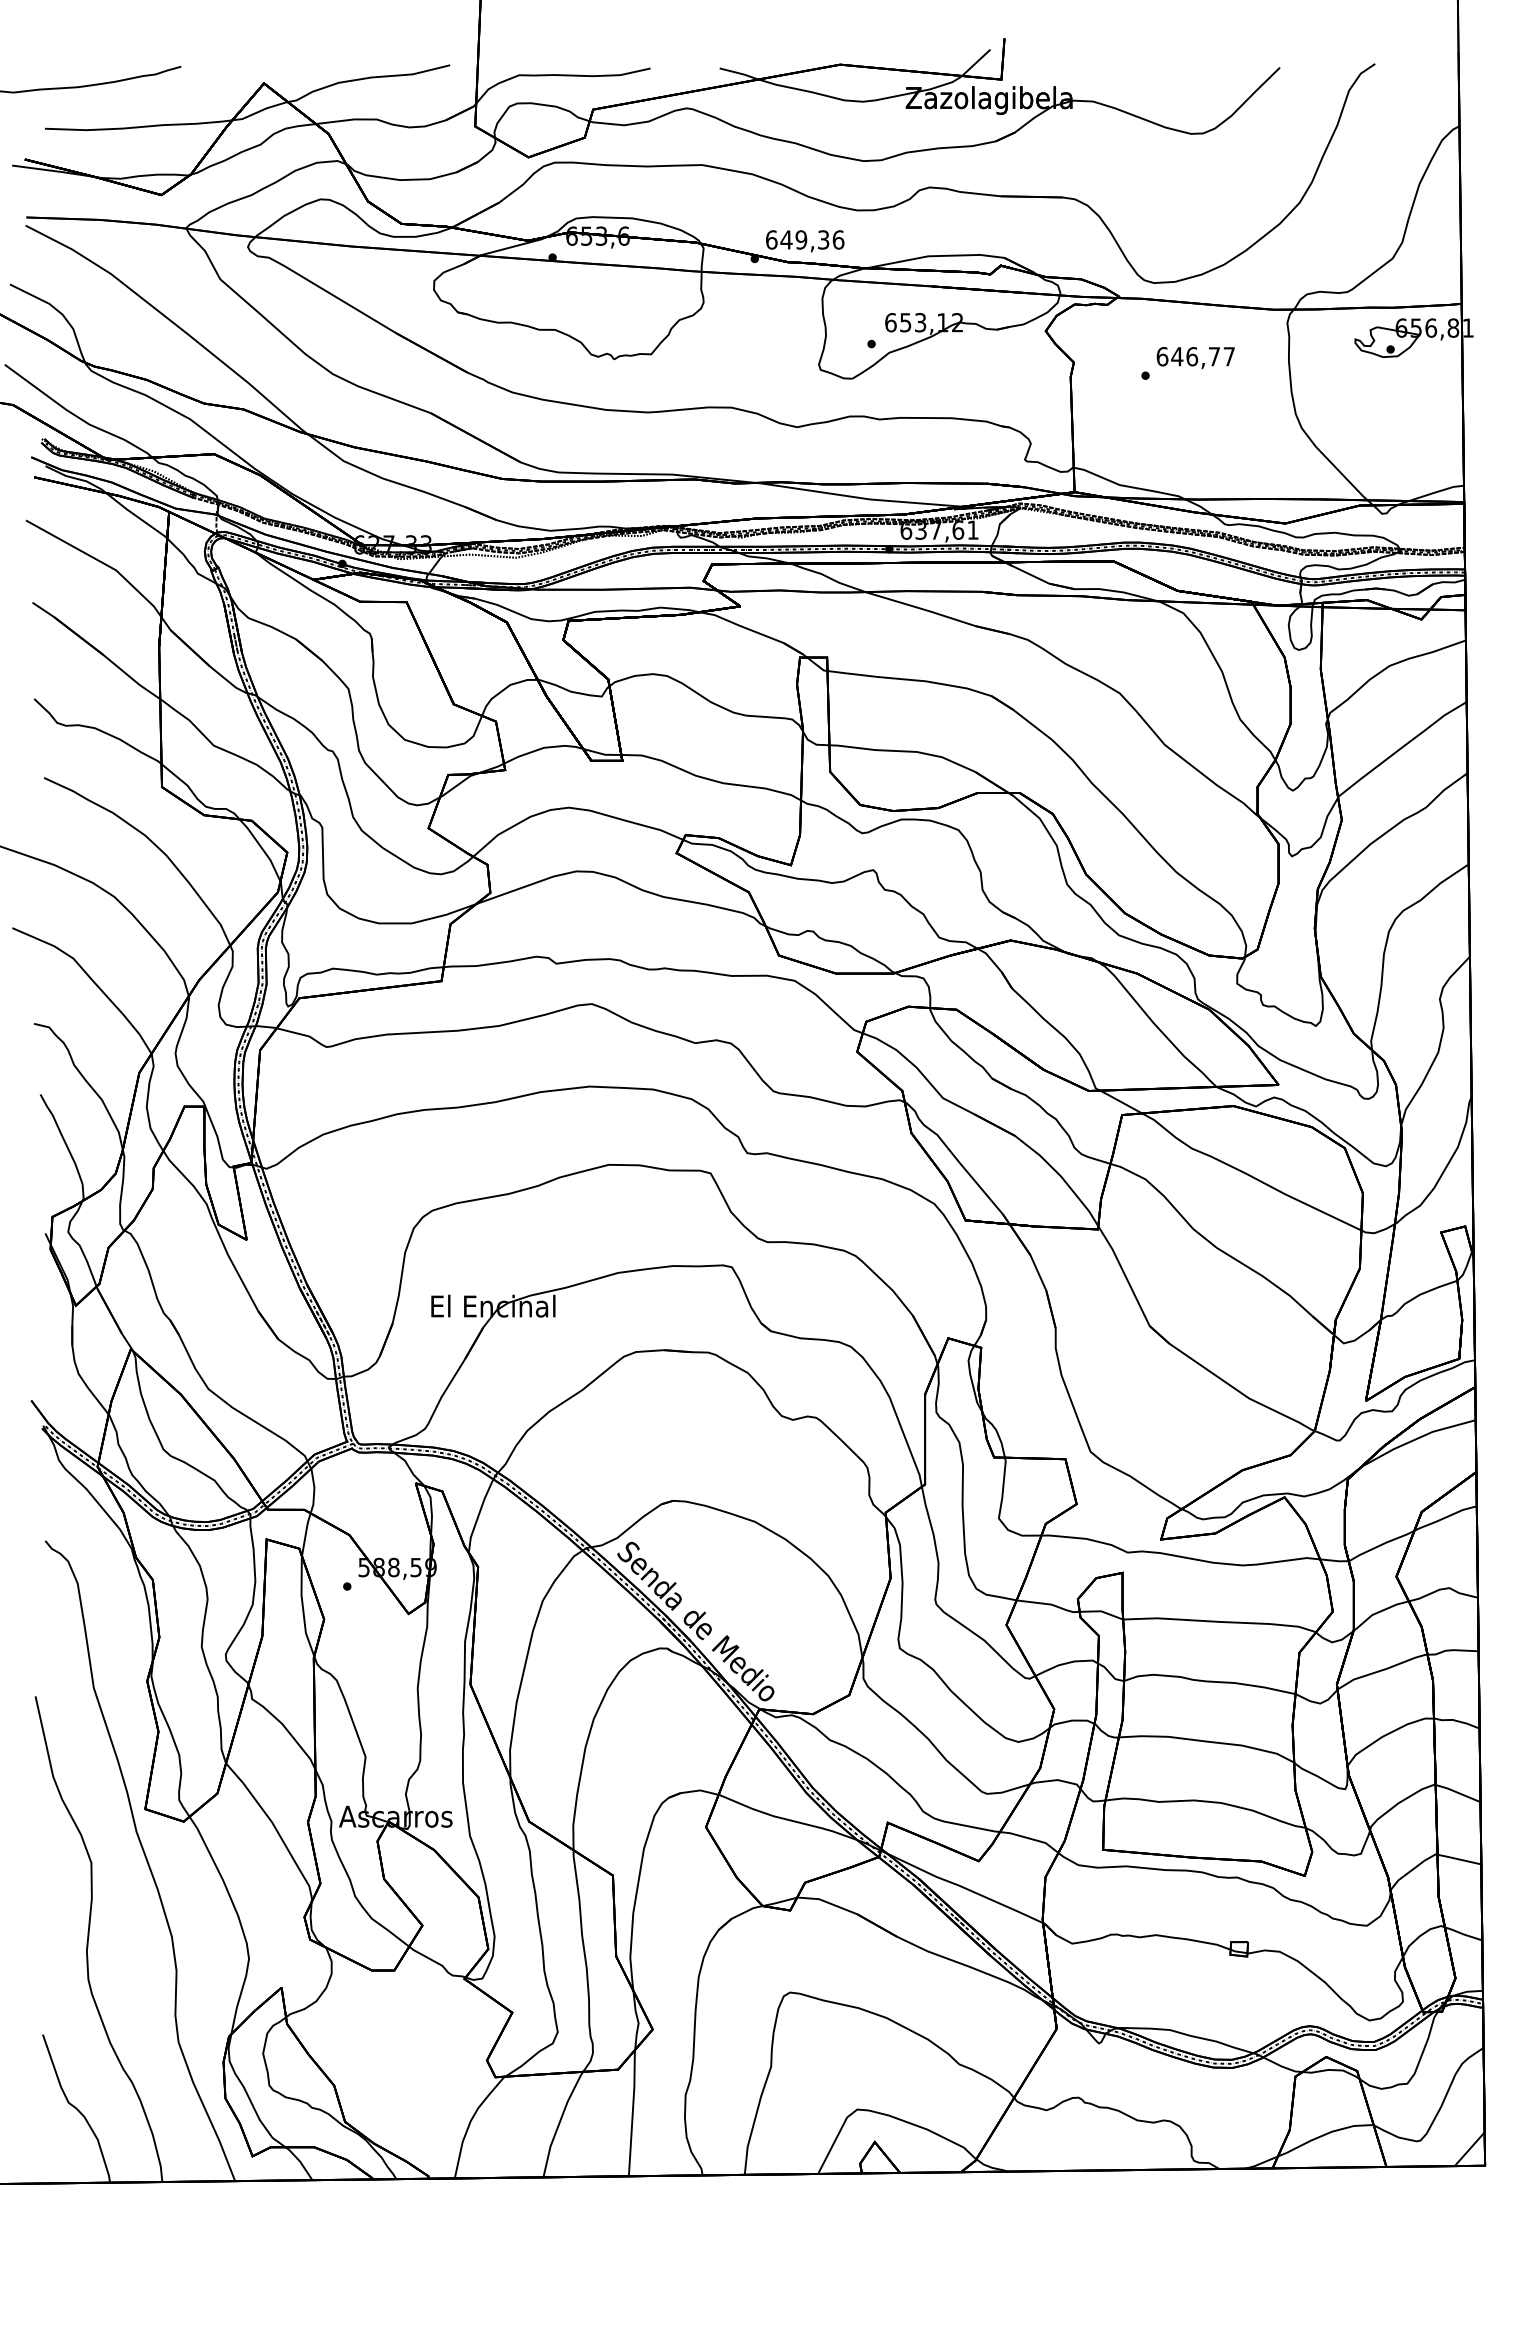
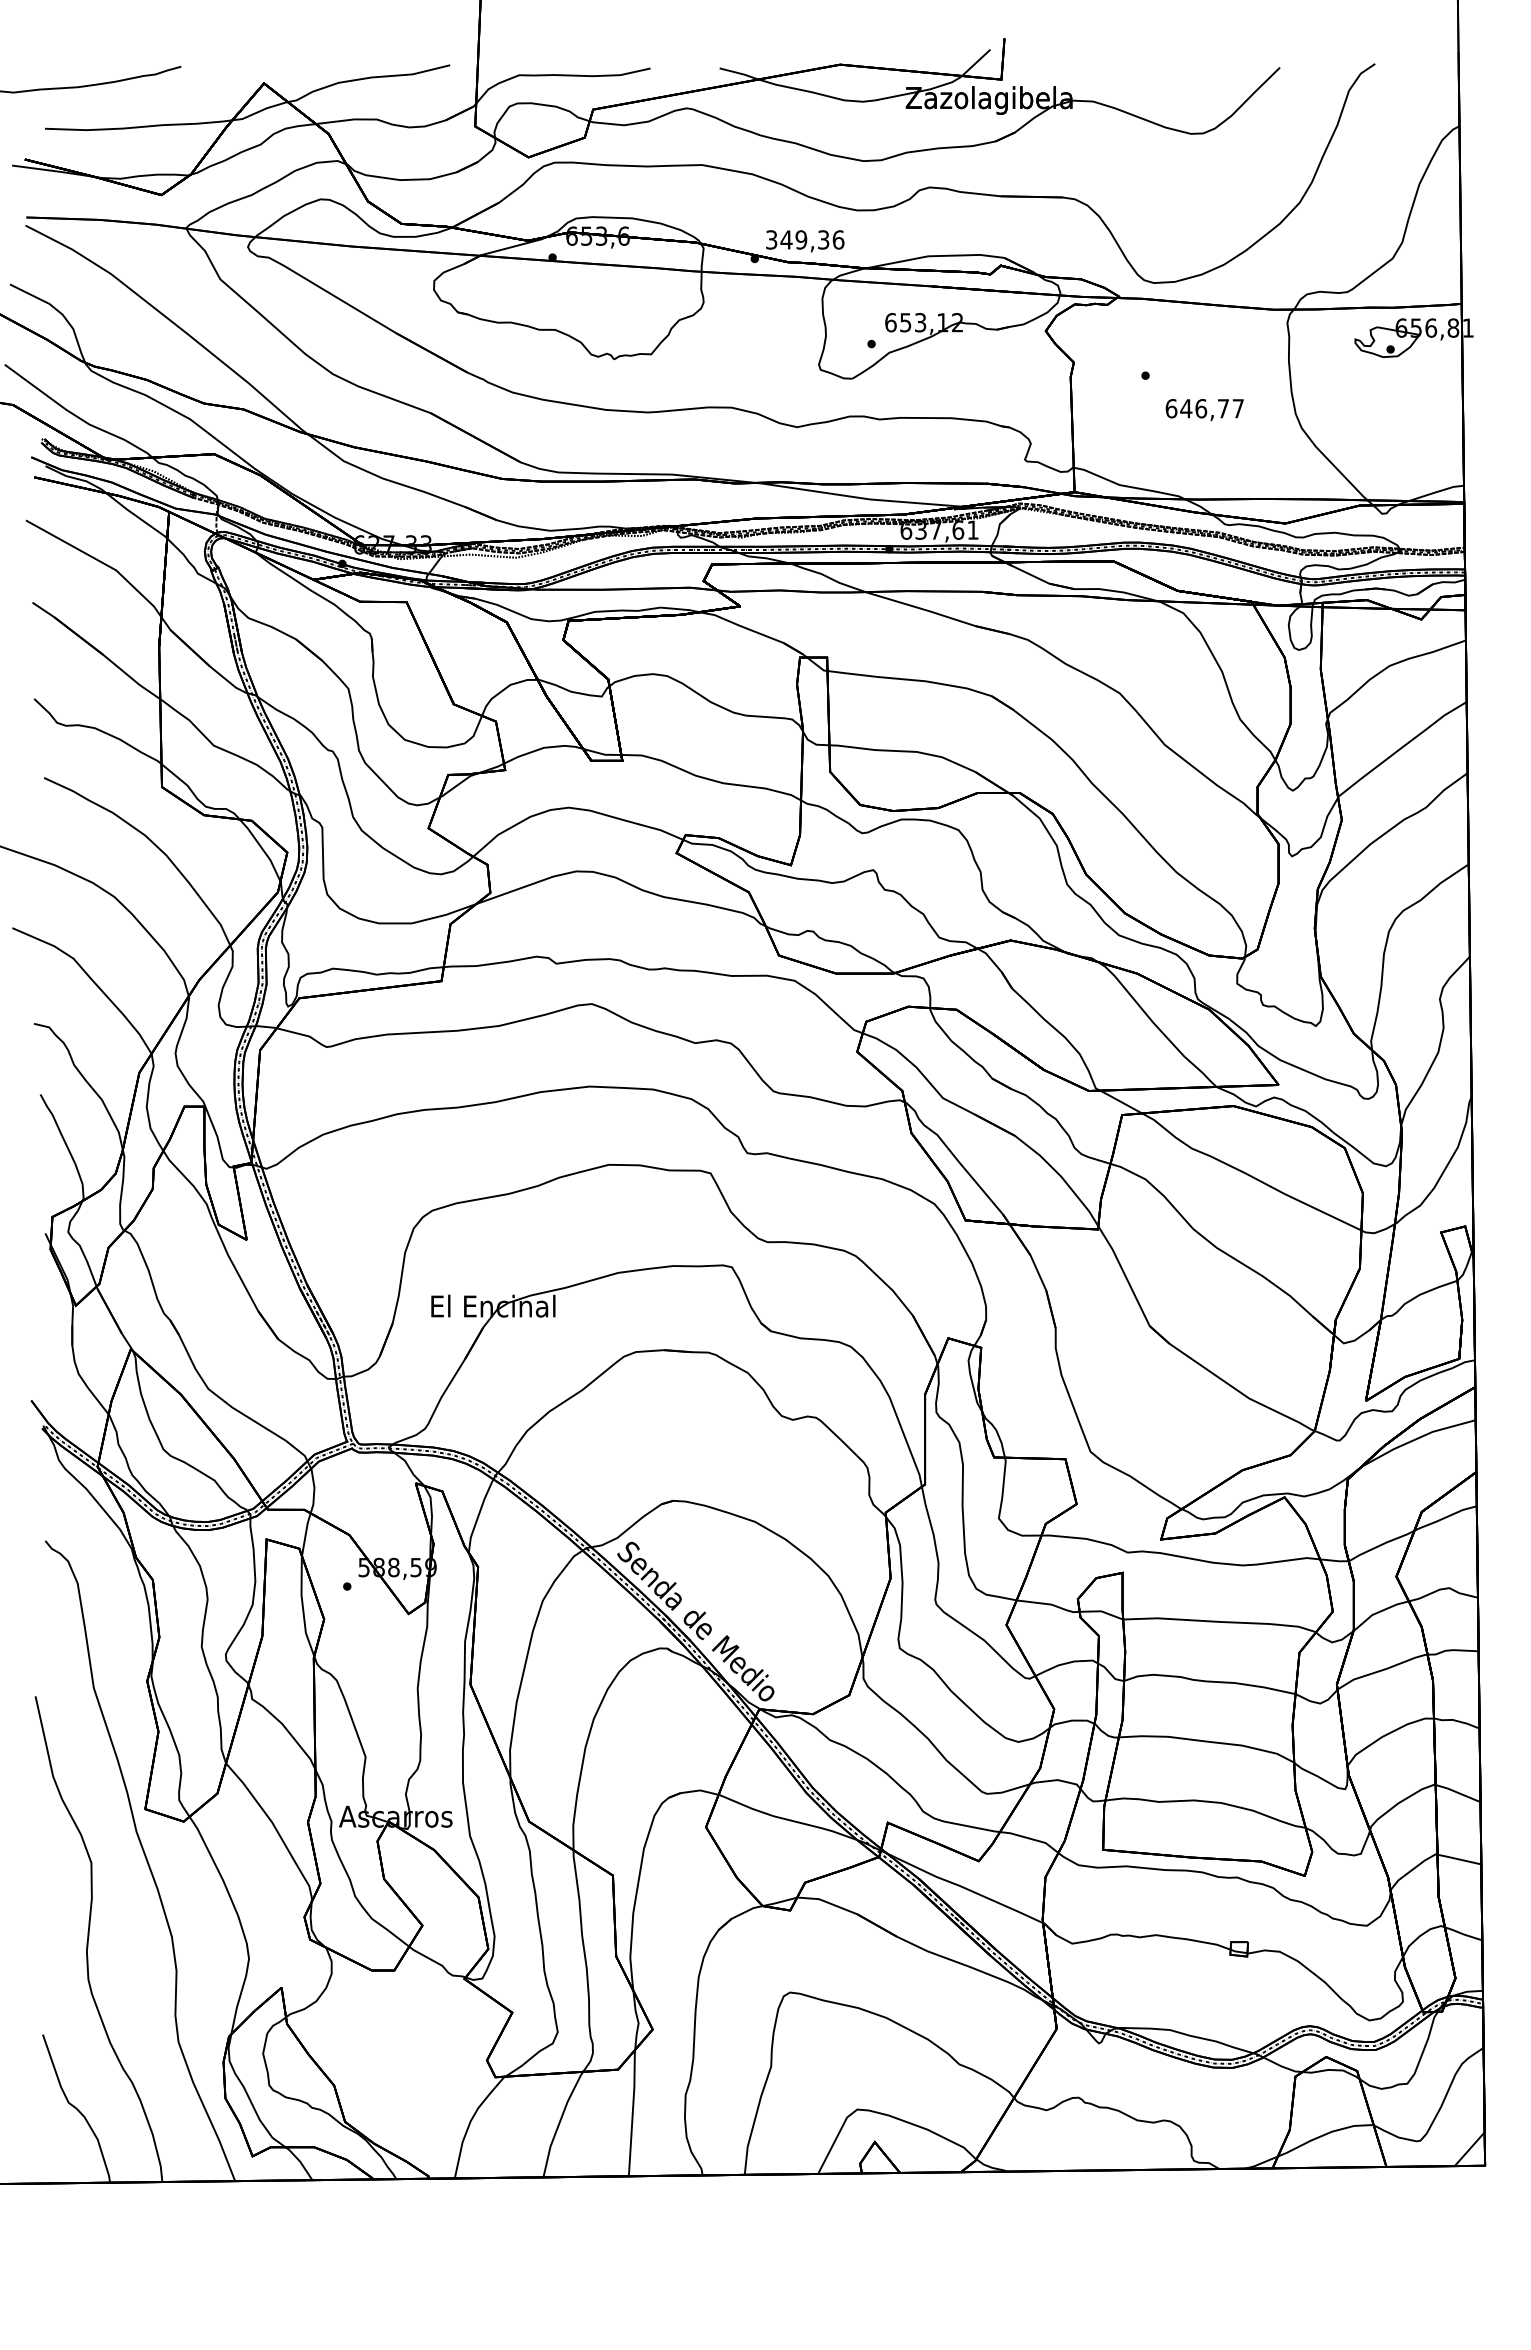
text: 649,36 -> 349,36 (771, 239)
text position: (1195, 358) -> (1204, 410) (1204, 410)
